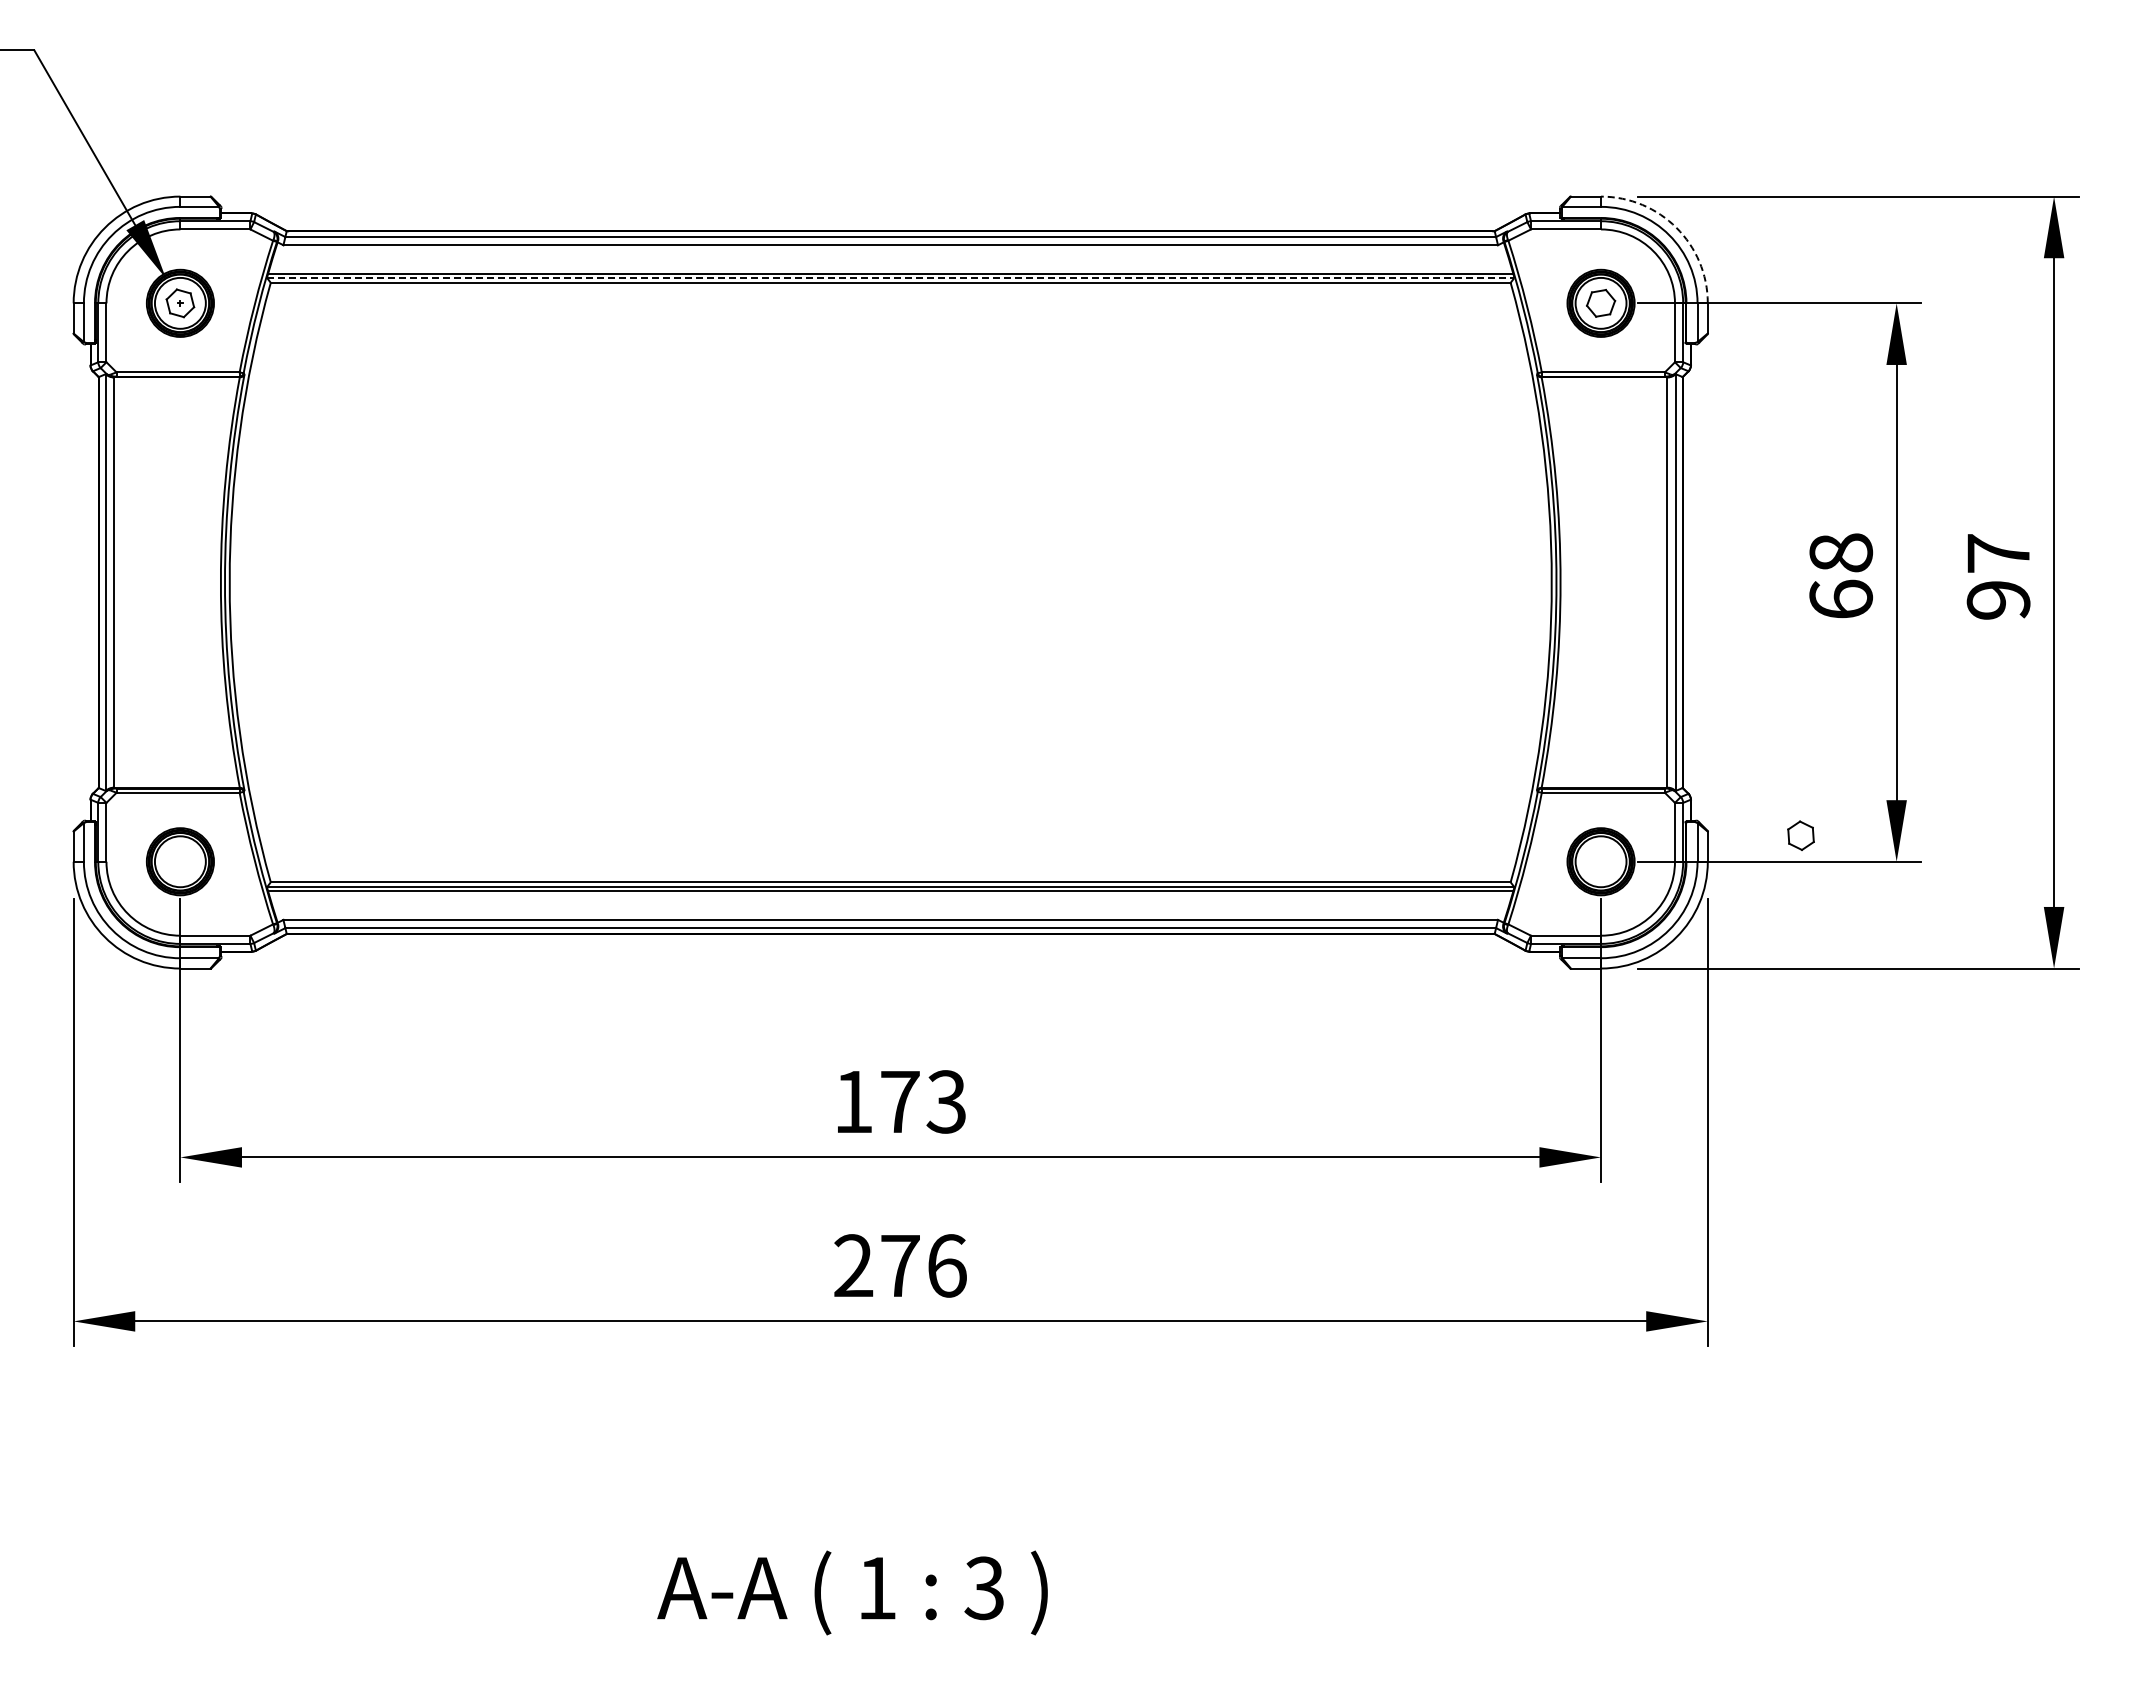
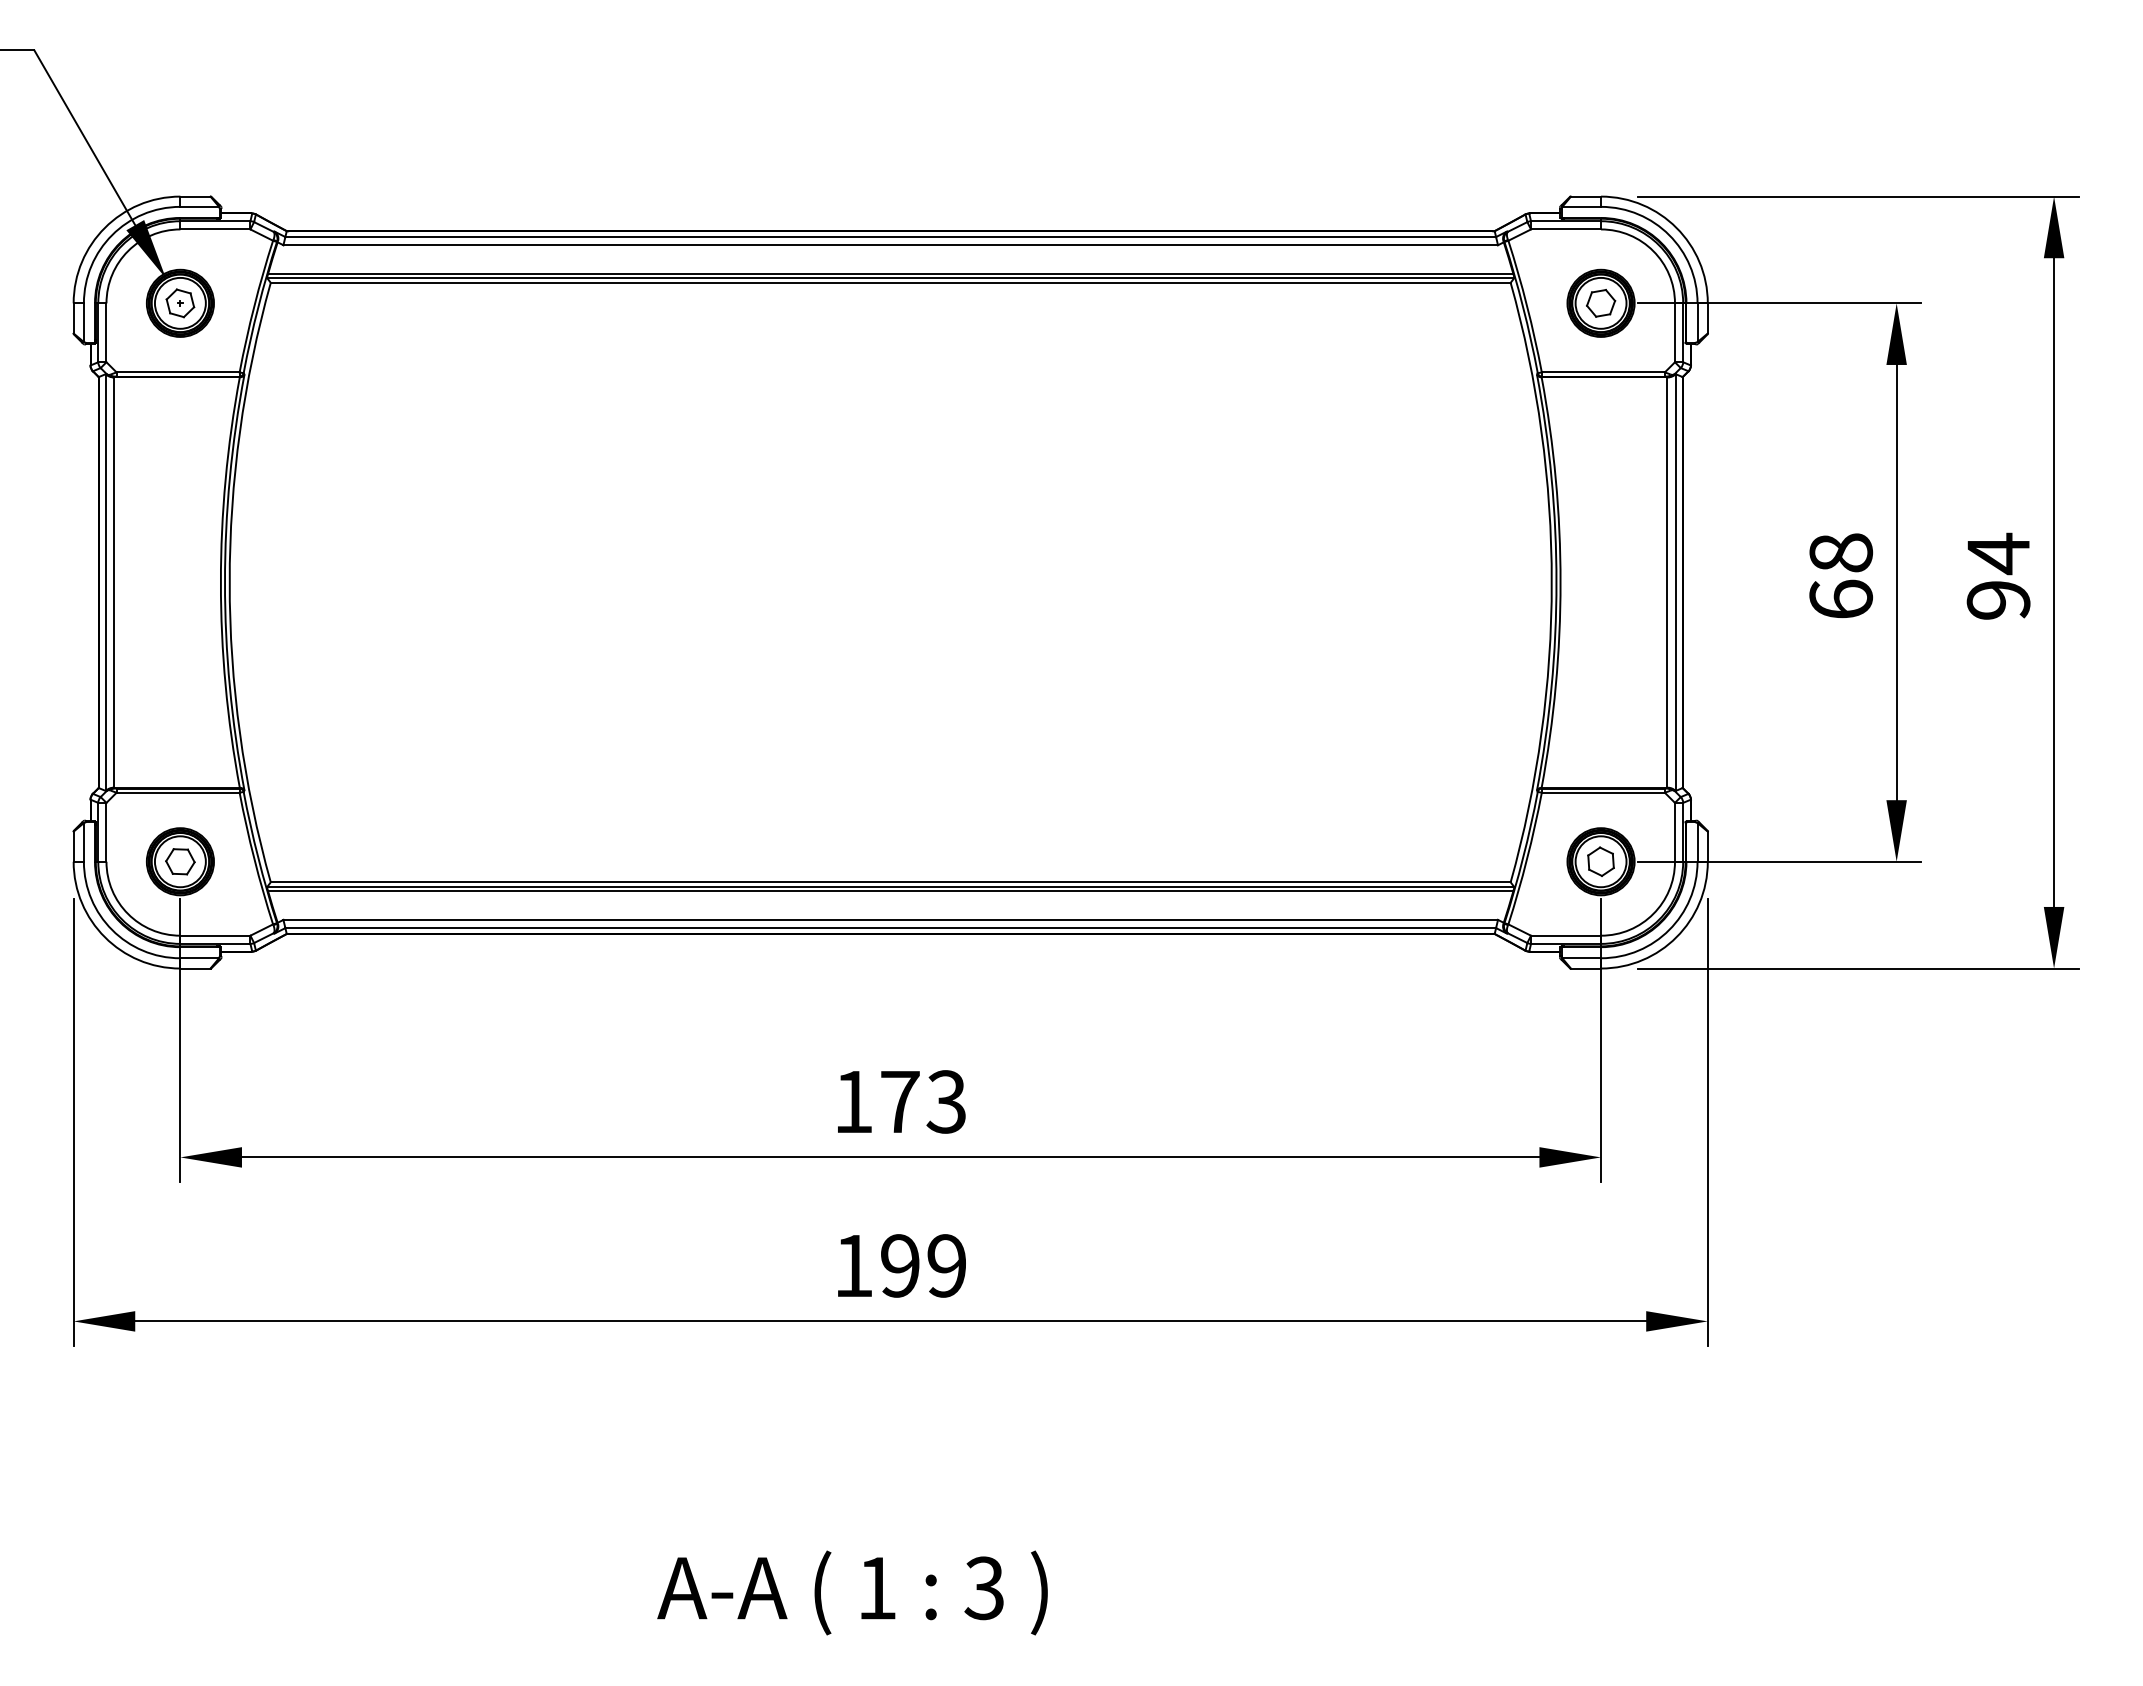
arc: dashed -> solid (1676, 227)
line: dashed -> solid (890, 278)
text: 97 -> 94 (1998, 553)
part position: (1800, 835) -> (1600, 861) (1600, 861)
part: none -> present (180, 861)
text: 276 -> 199 (900, 1265)
